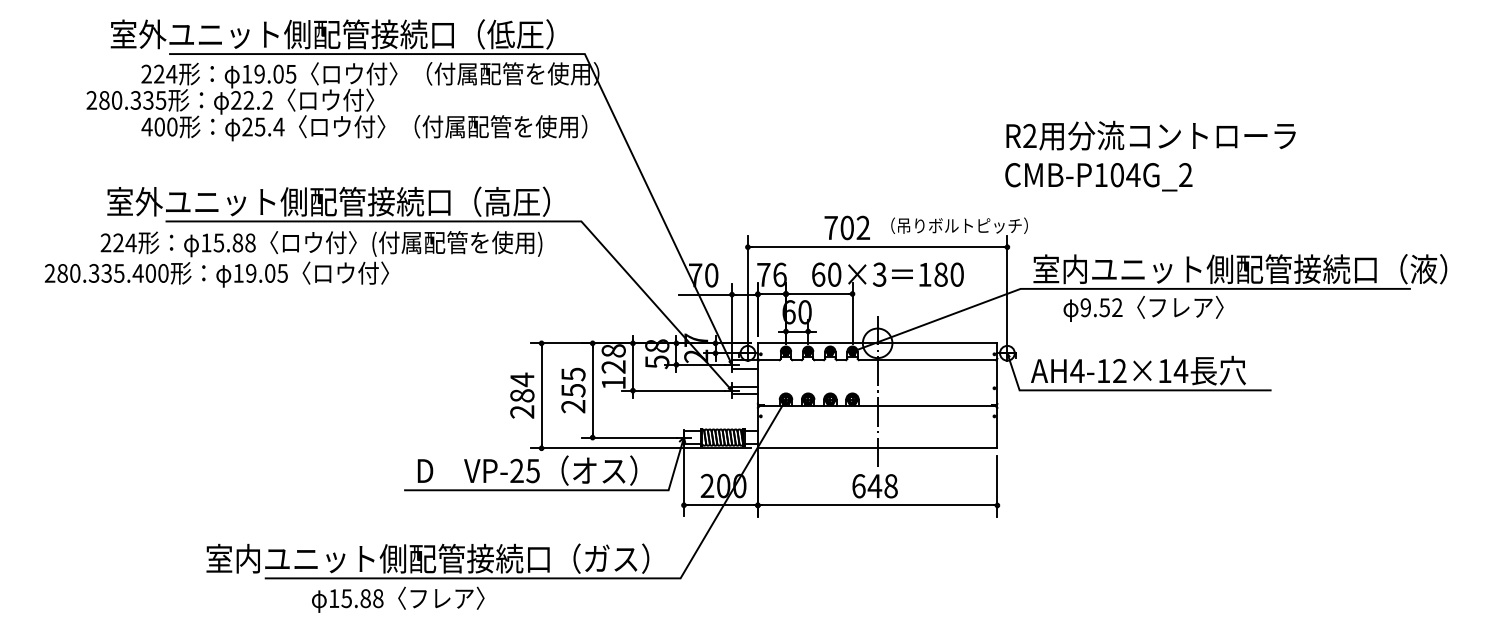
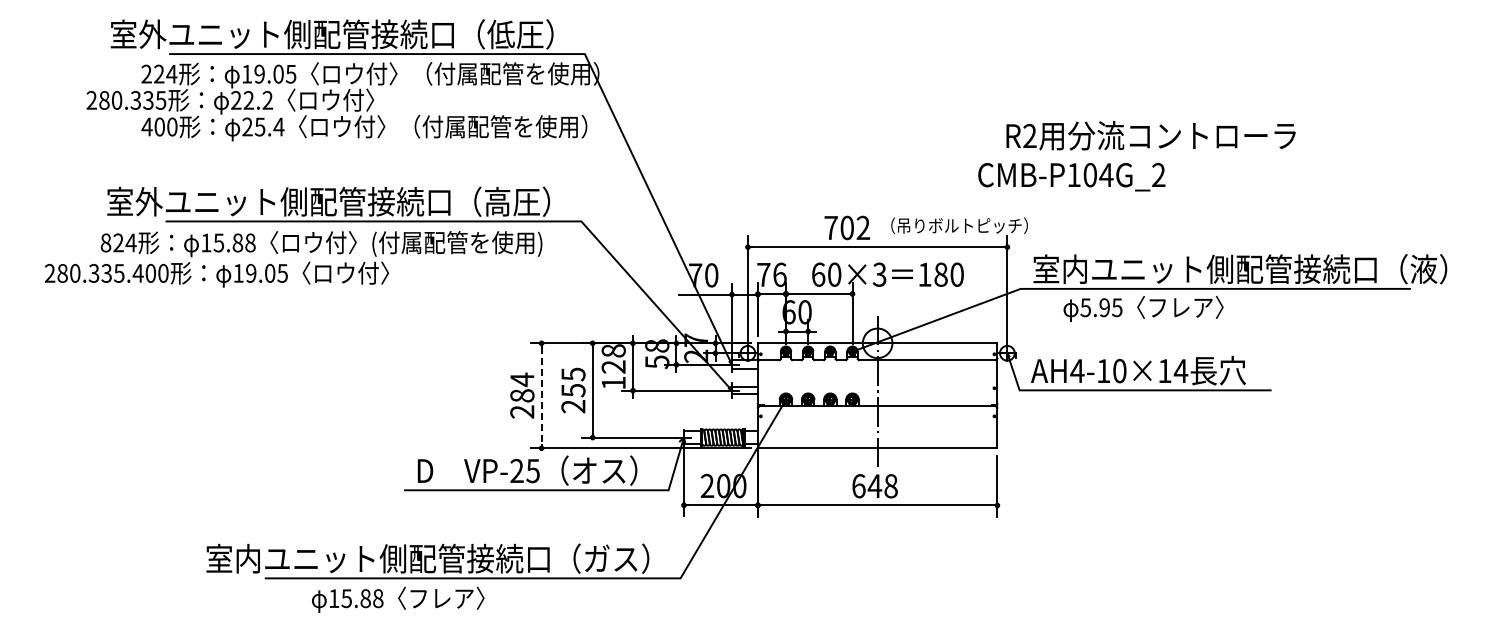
text position: (1098, 177) -> (1071, 177) (1071, 177)
text: 224 -> 824 (105, 242)
text: 9.52 -> 5.95 (1101, 307)
text: AH4-12×14 -> AH4-10×14 (1119, 371)
line: solid -> dashed (541, 395)
